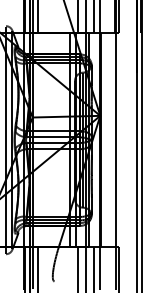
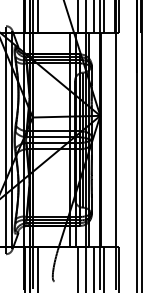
line: none -> present (104, 17)
line: none -> present (104, 268)
